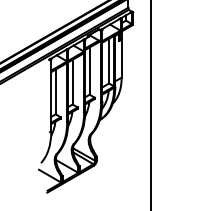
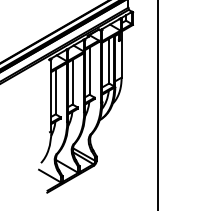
line position: (150, 104) -> (157, 104) (157, 104)
